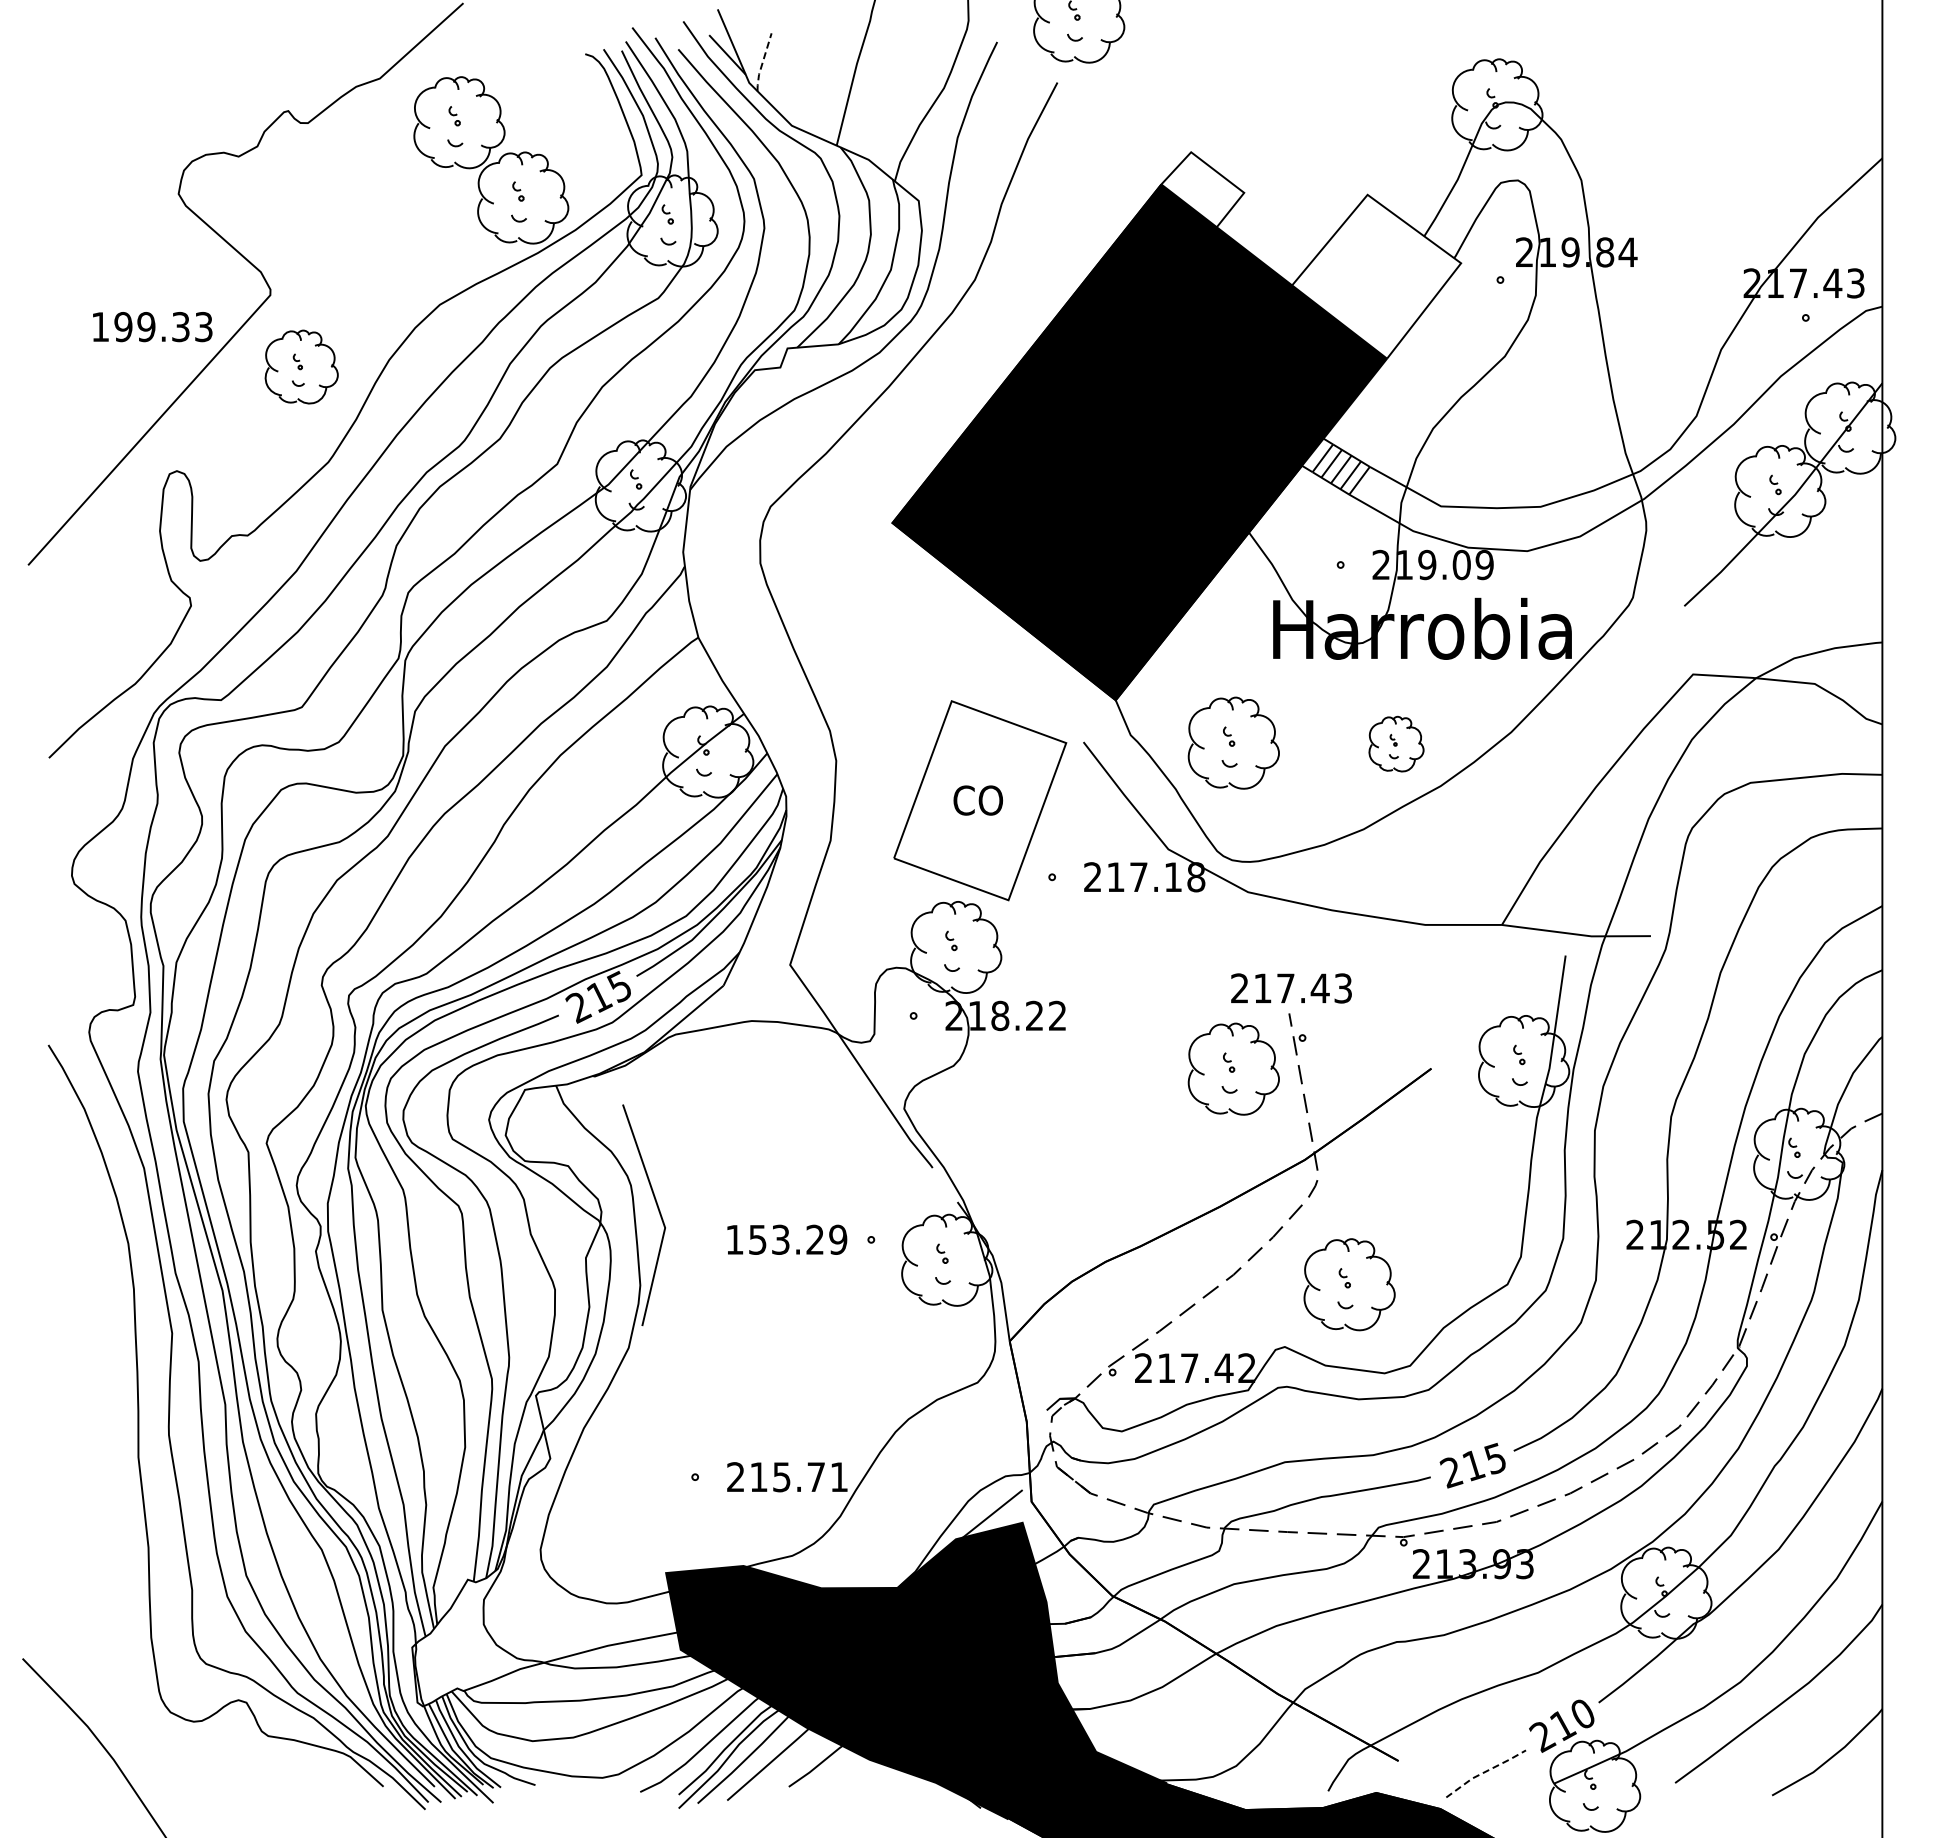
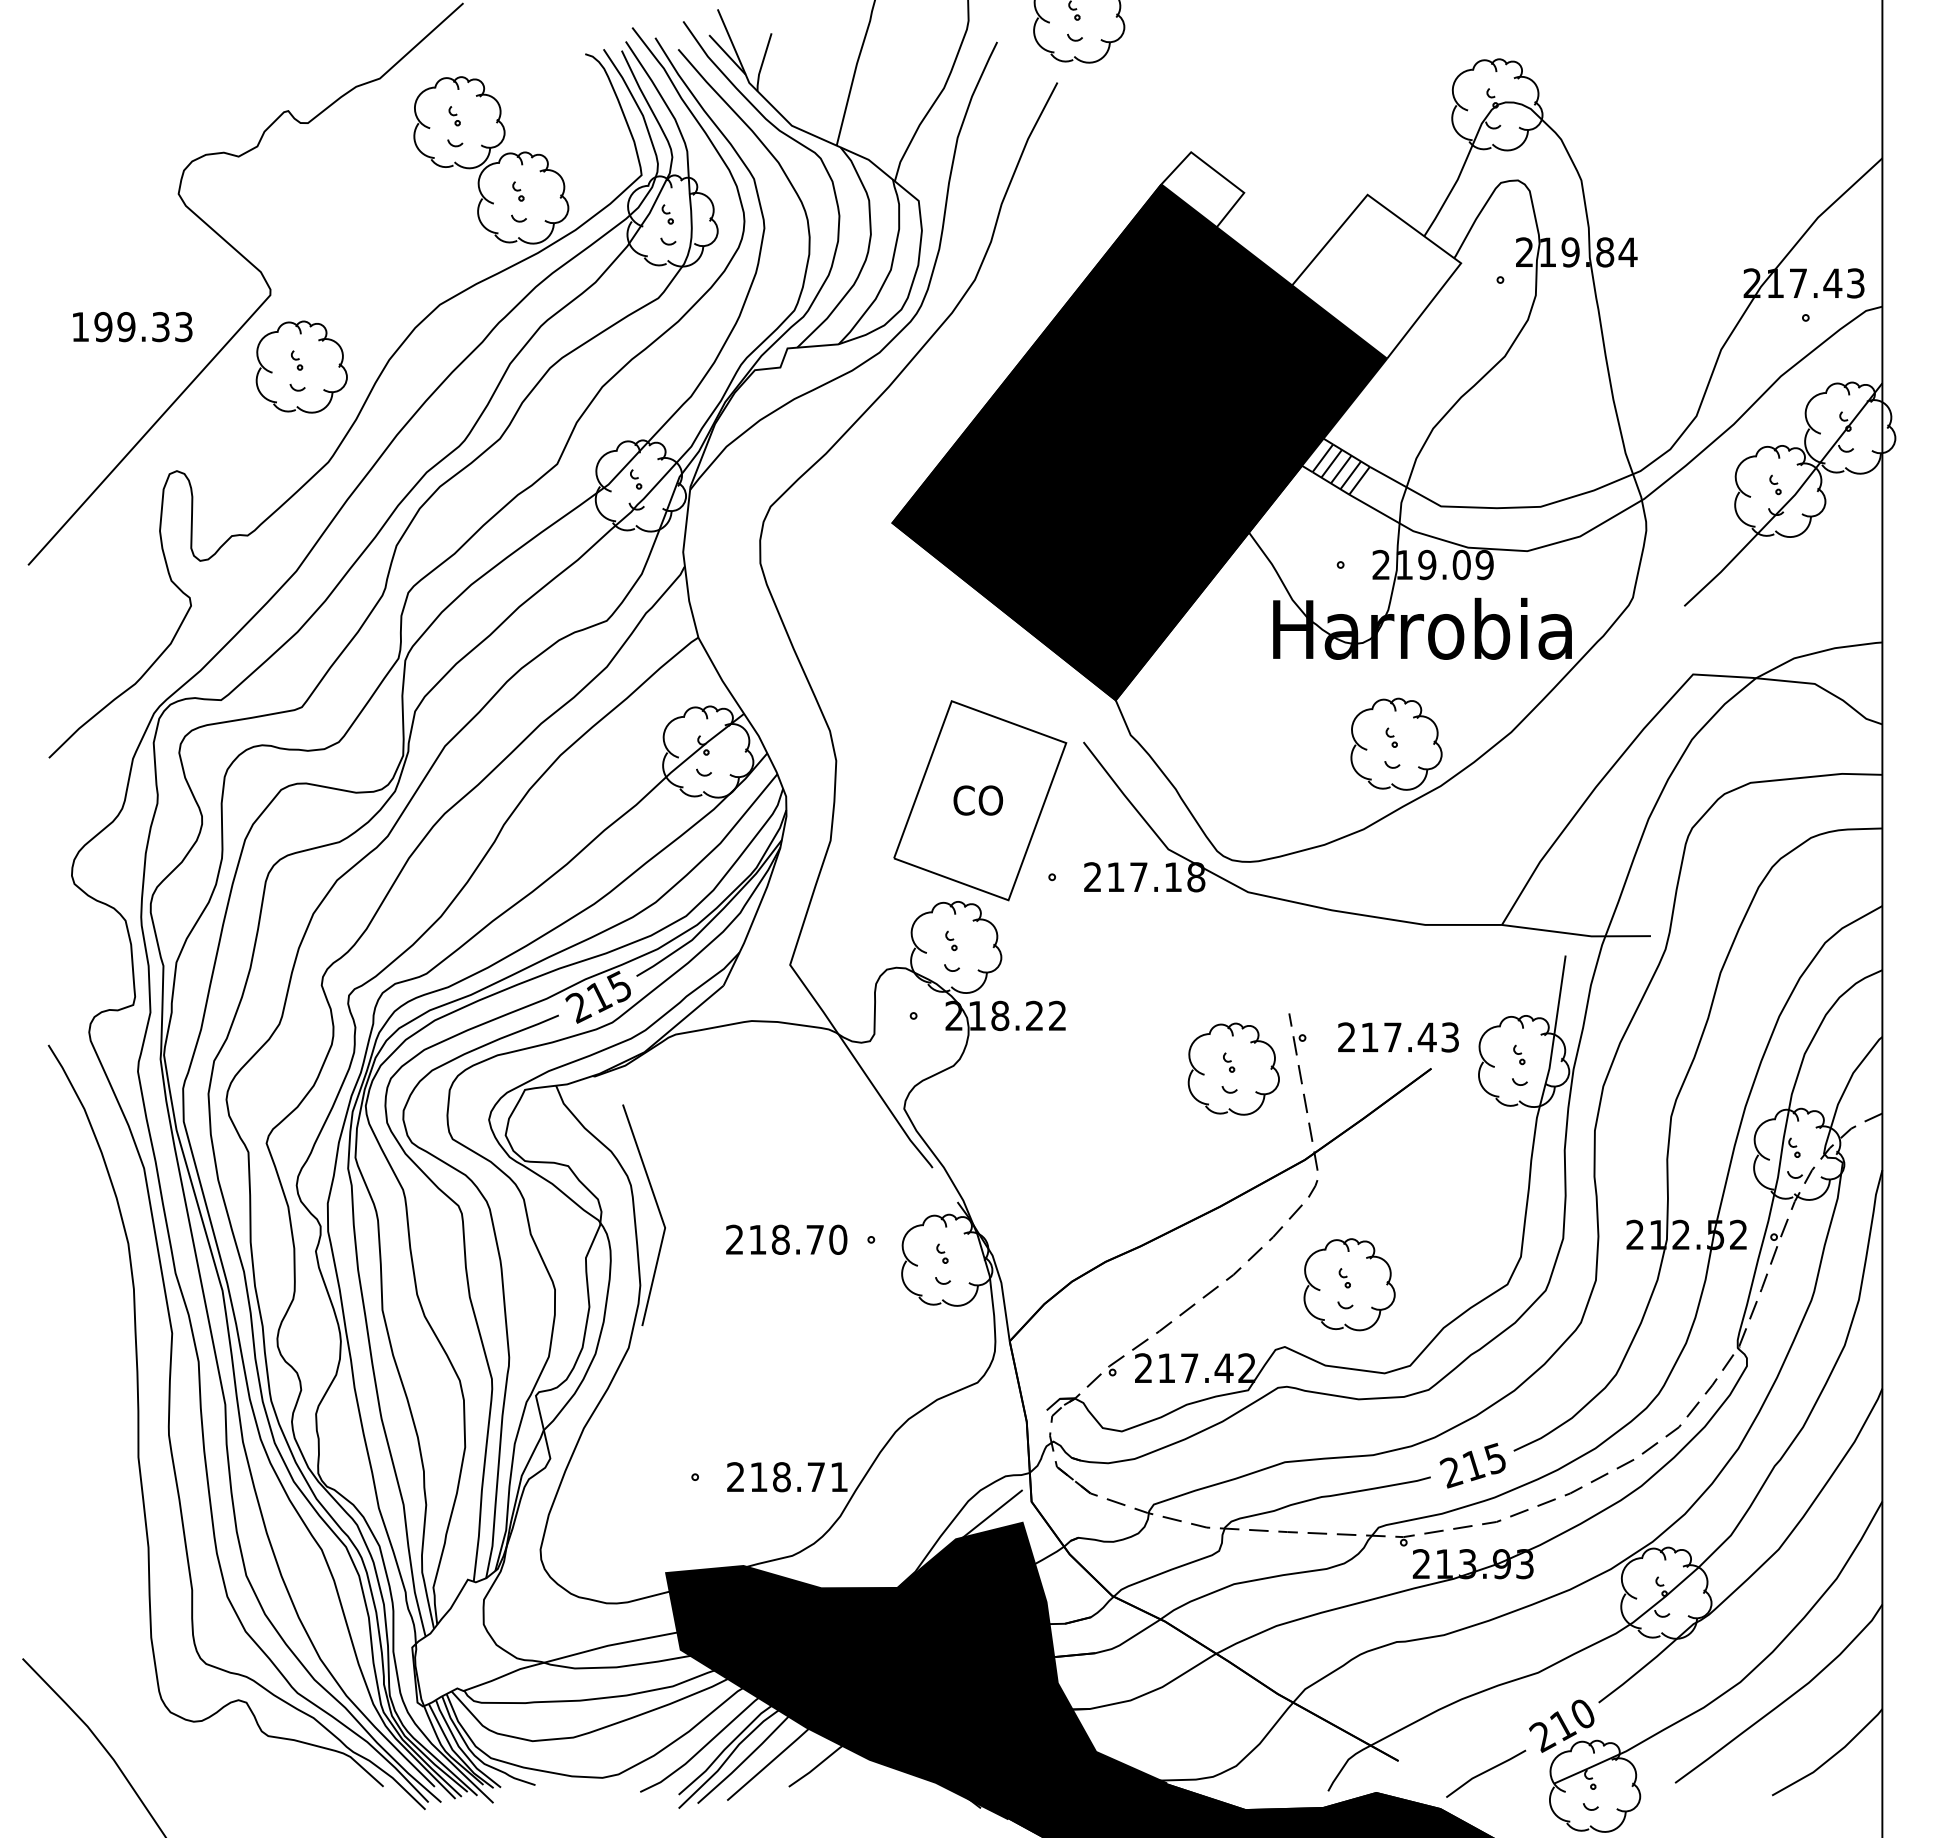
line: dashed -> solid (762, 63)
text position: (152, 327) -> (132, 327) (132, 327)
part size: 75x76 px -> 93x94 px (301, 366)
part: present -> none (1233, 742)
part size: 57x58 px -> 93x94 px (1396, 743)
text position: (1291, 988) -> (1398, 1037) (1398, 1037)
text: 153.29 -> 218.70 (786, 1239)
text: 215.71 -> 218.71 (781, 1477)
line: dashed -> solid (1485, 1771)
